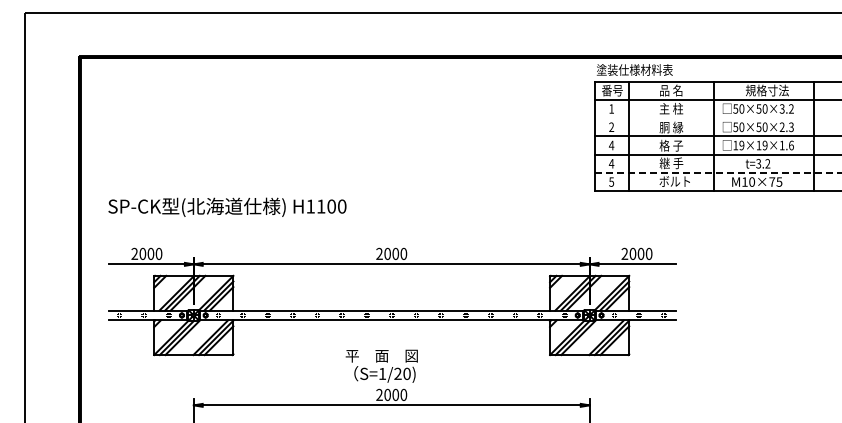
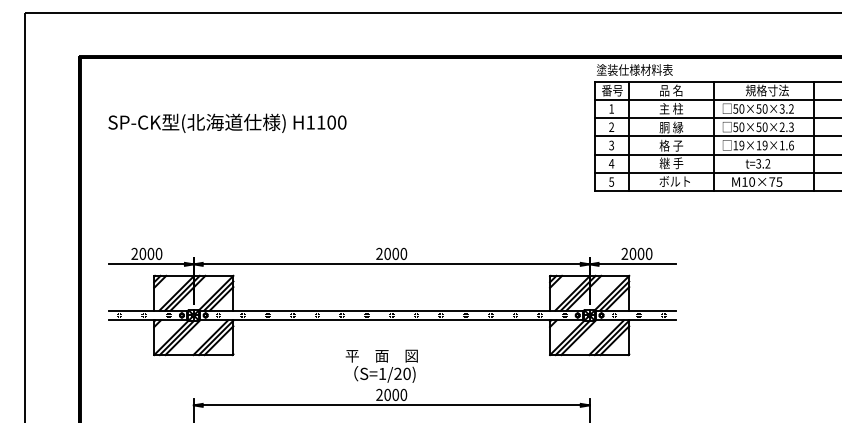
line: none -> present (716, 118)
text: 4 -> 3 (611, 145)
line: dashed -> solid (718, 172)
text position: (227, 206) -> (227, 122) (227, 122)
